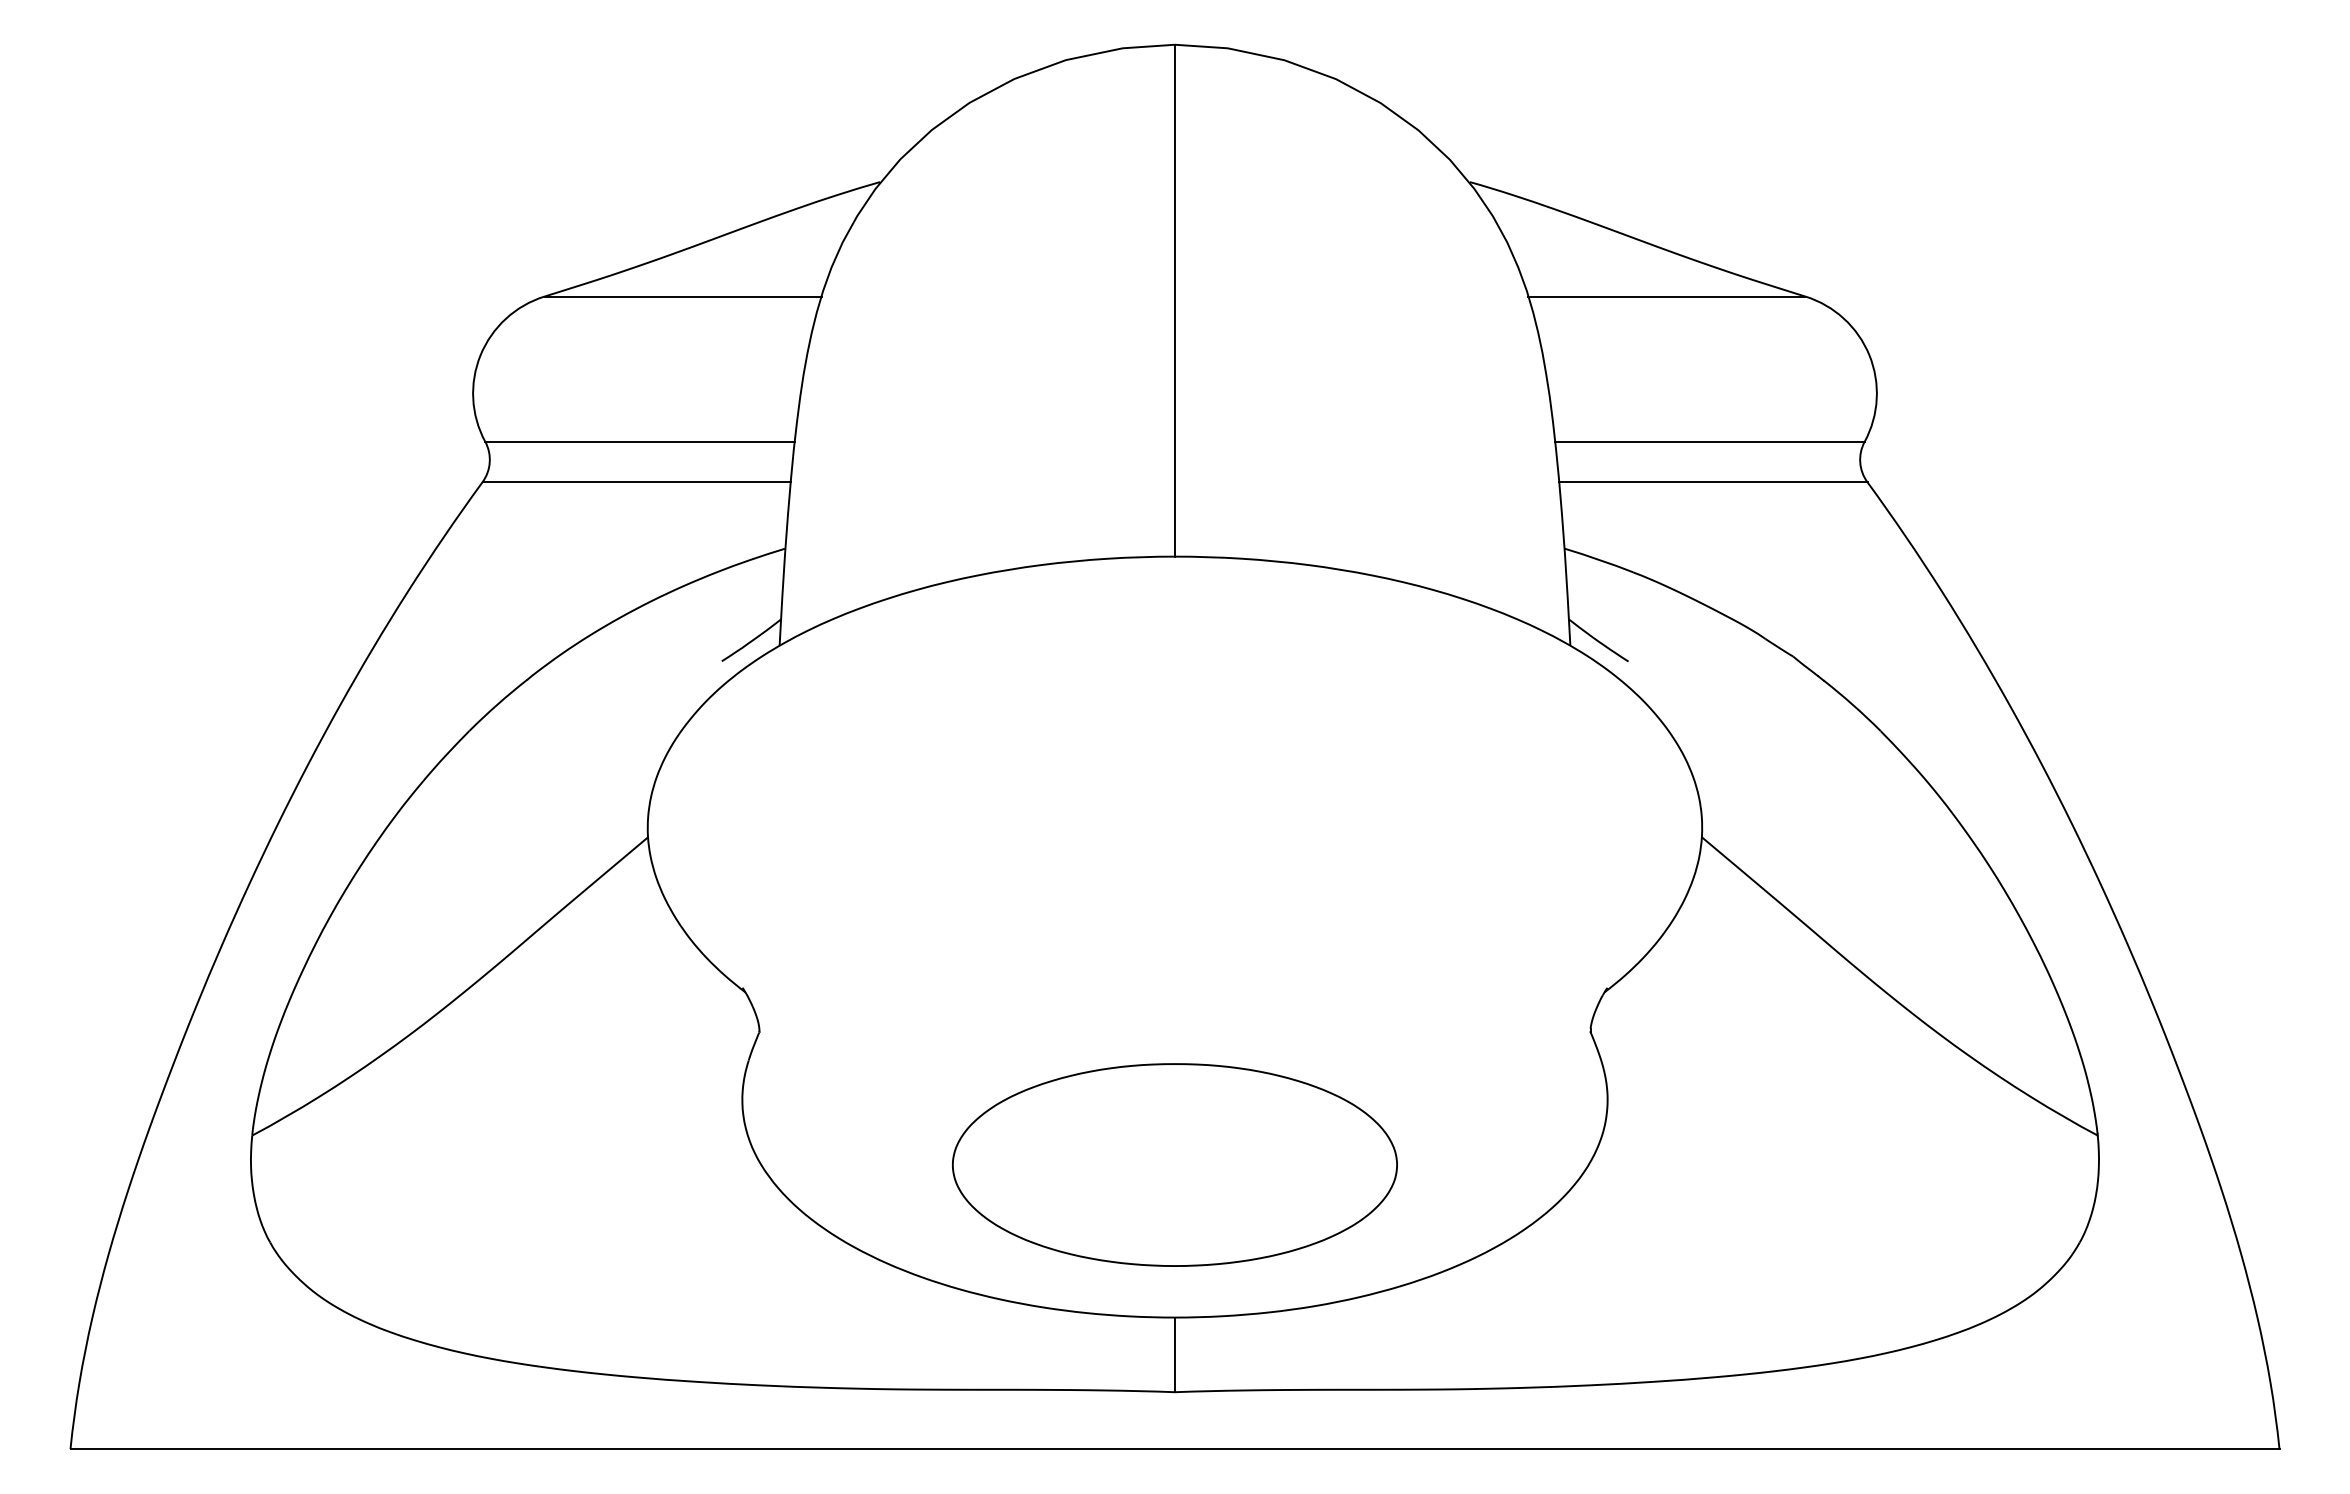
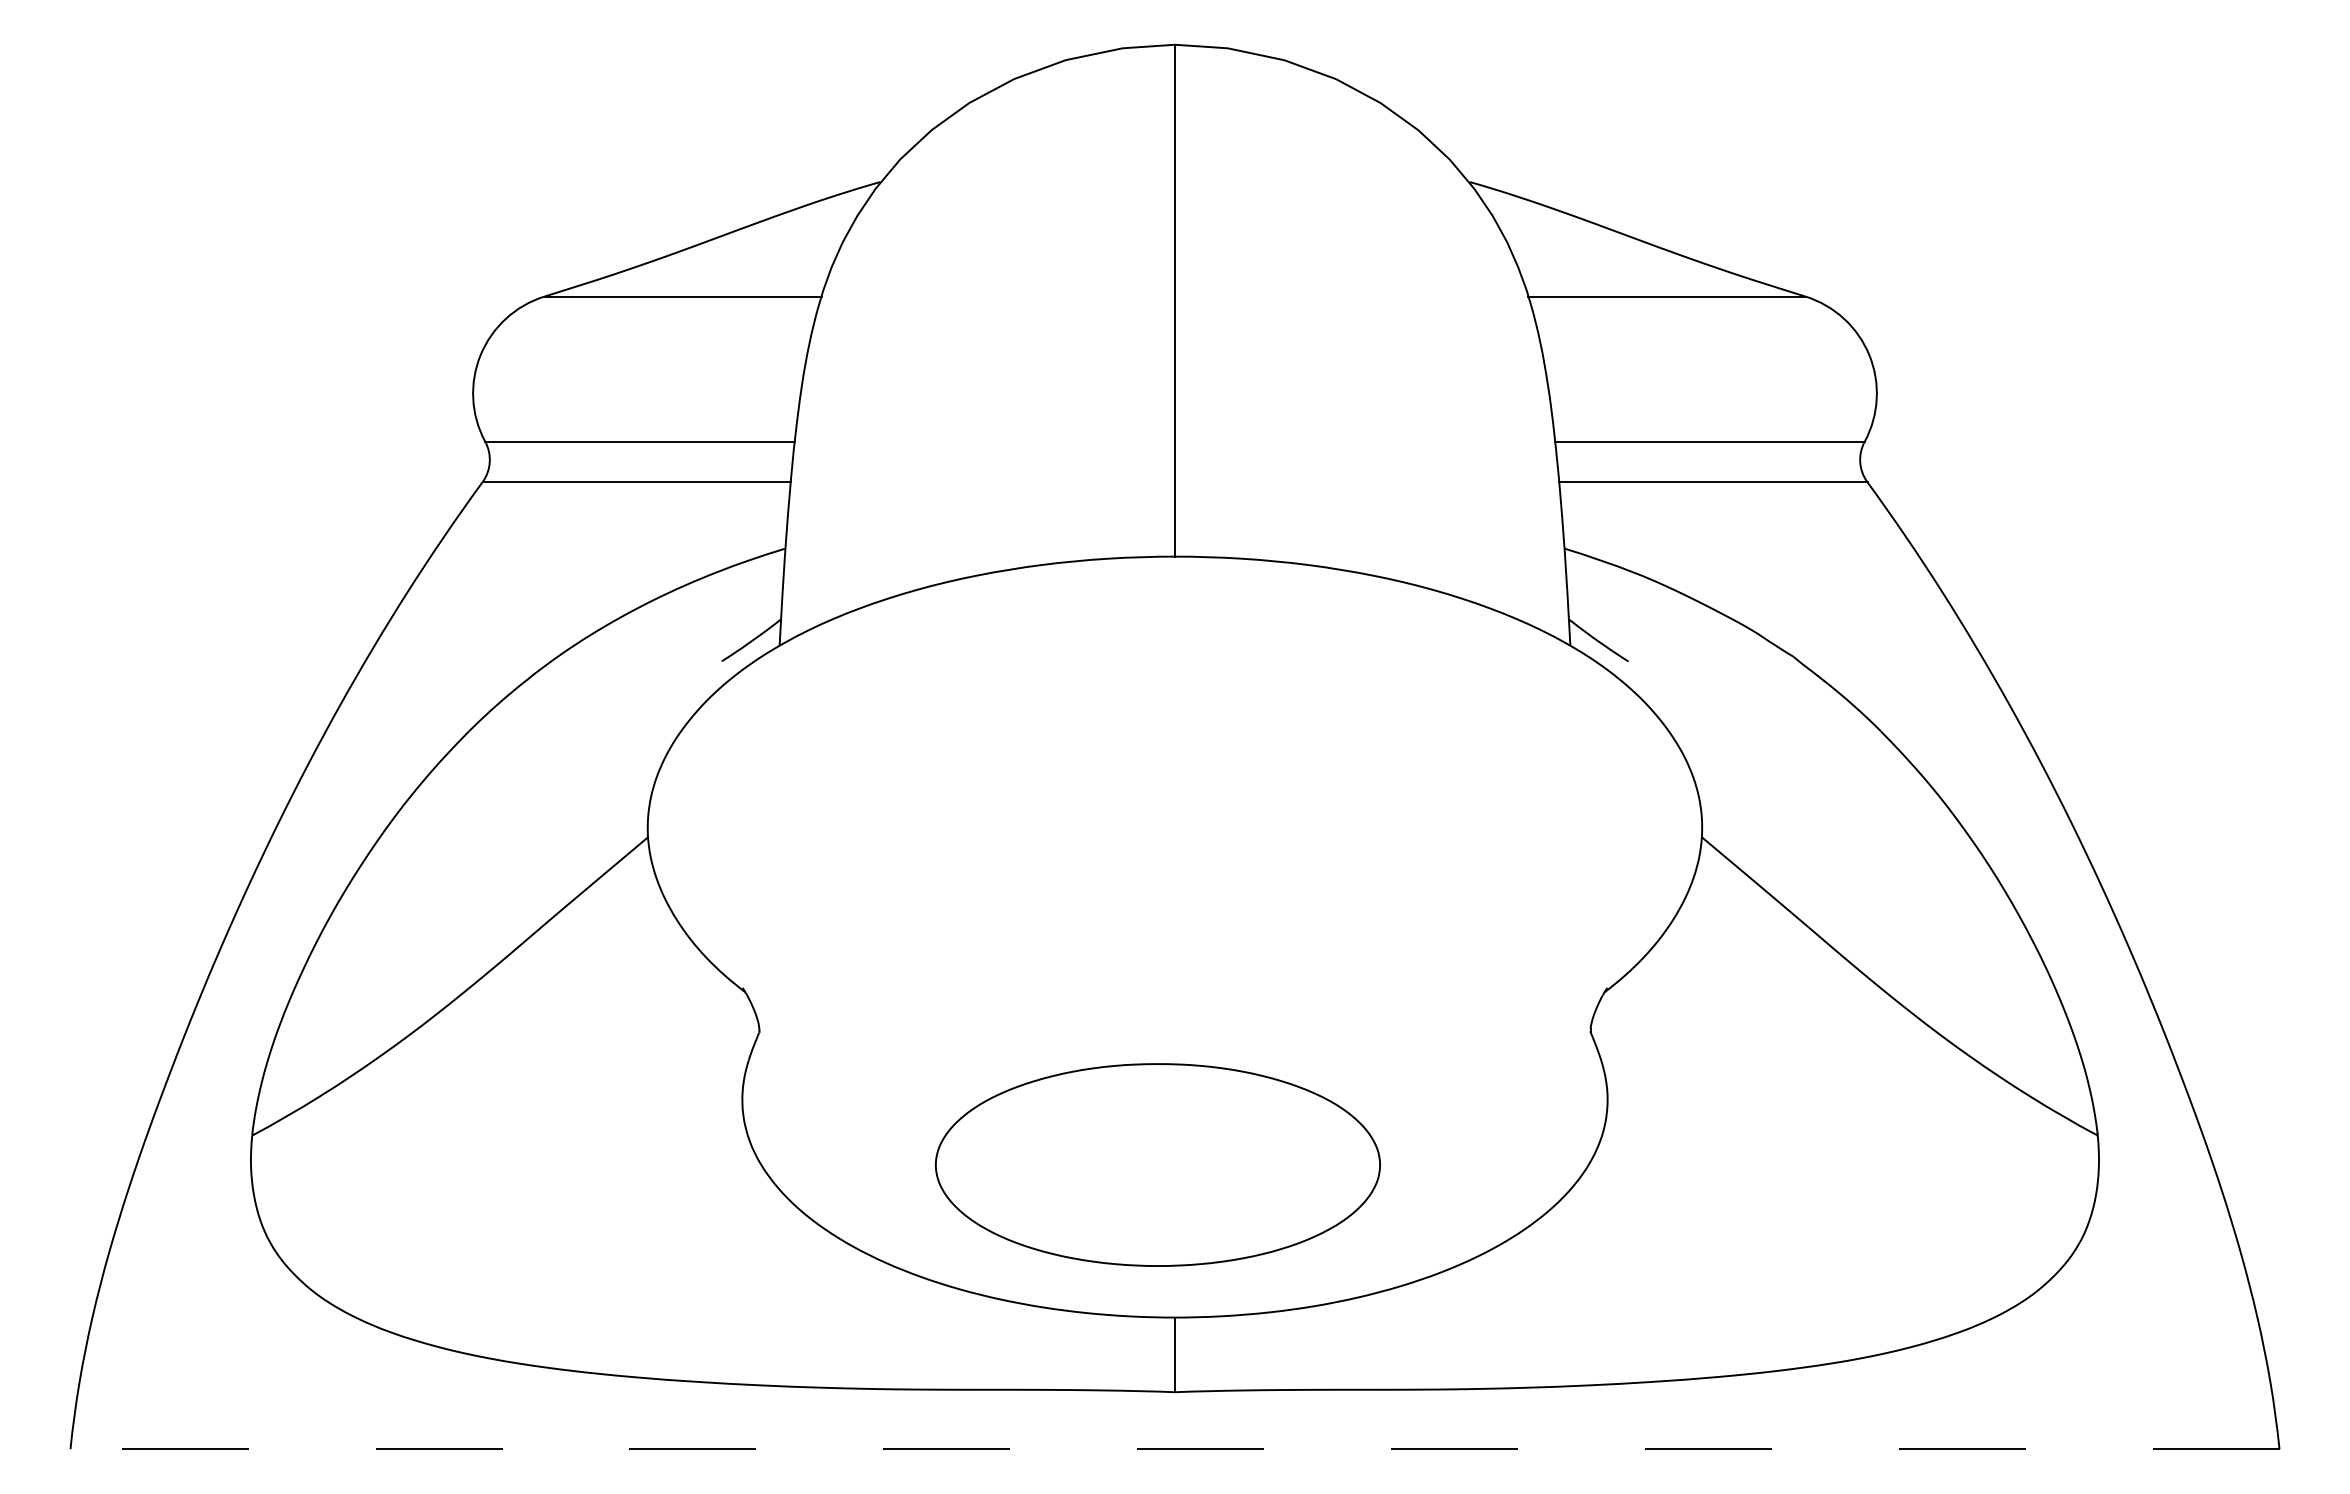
part position: (1174, 1164) -> (1157, 1164) (1157, 1164)
line: solid -> dashed (1175, 1449)
